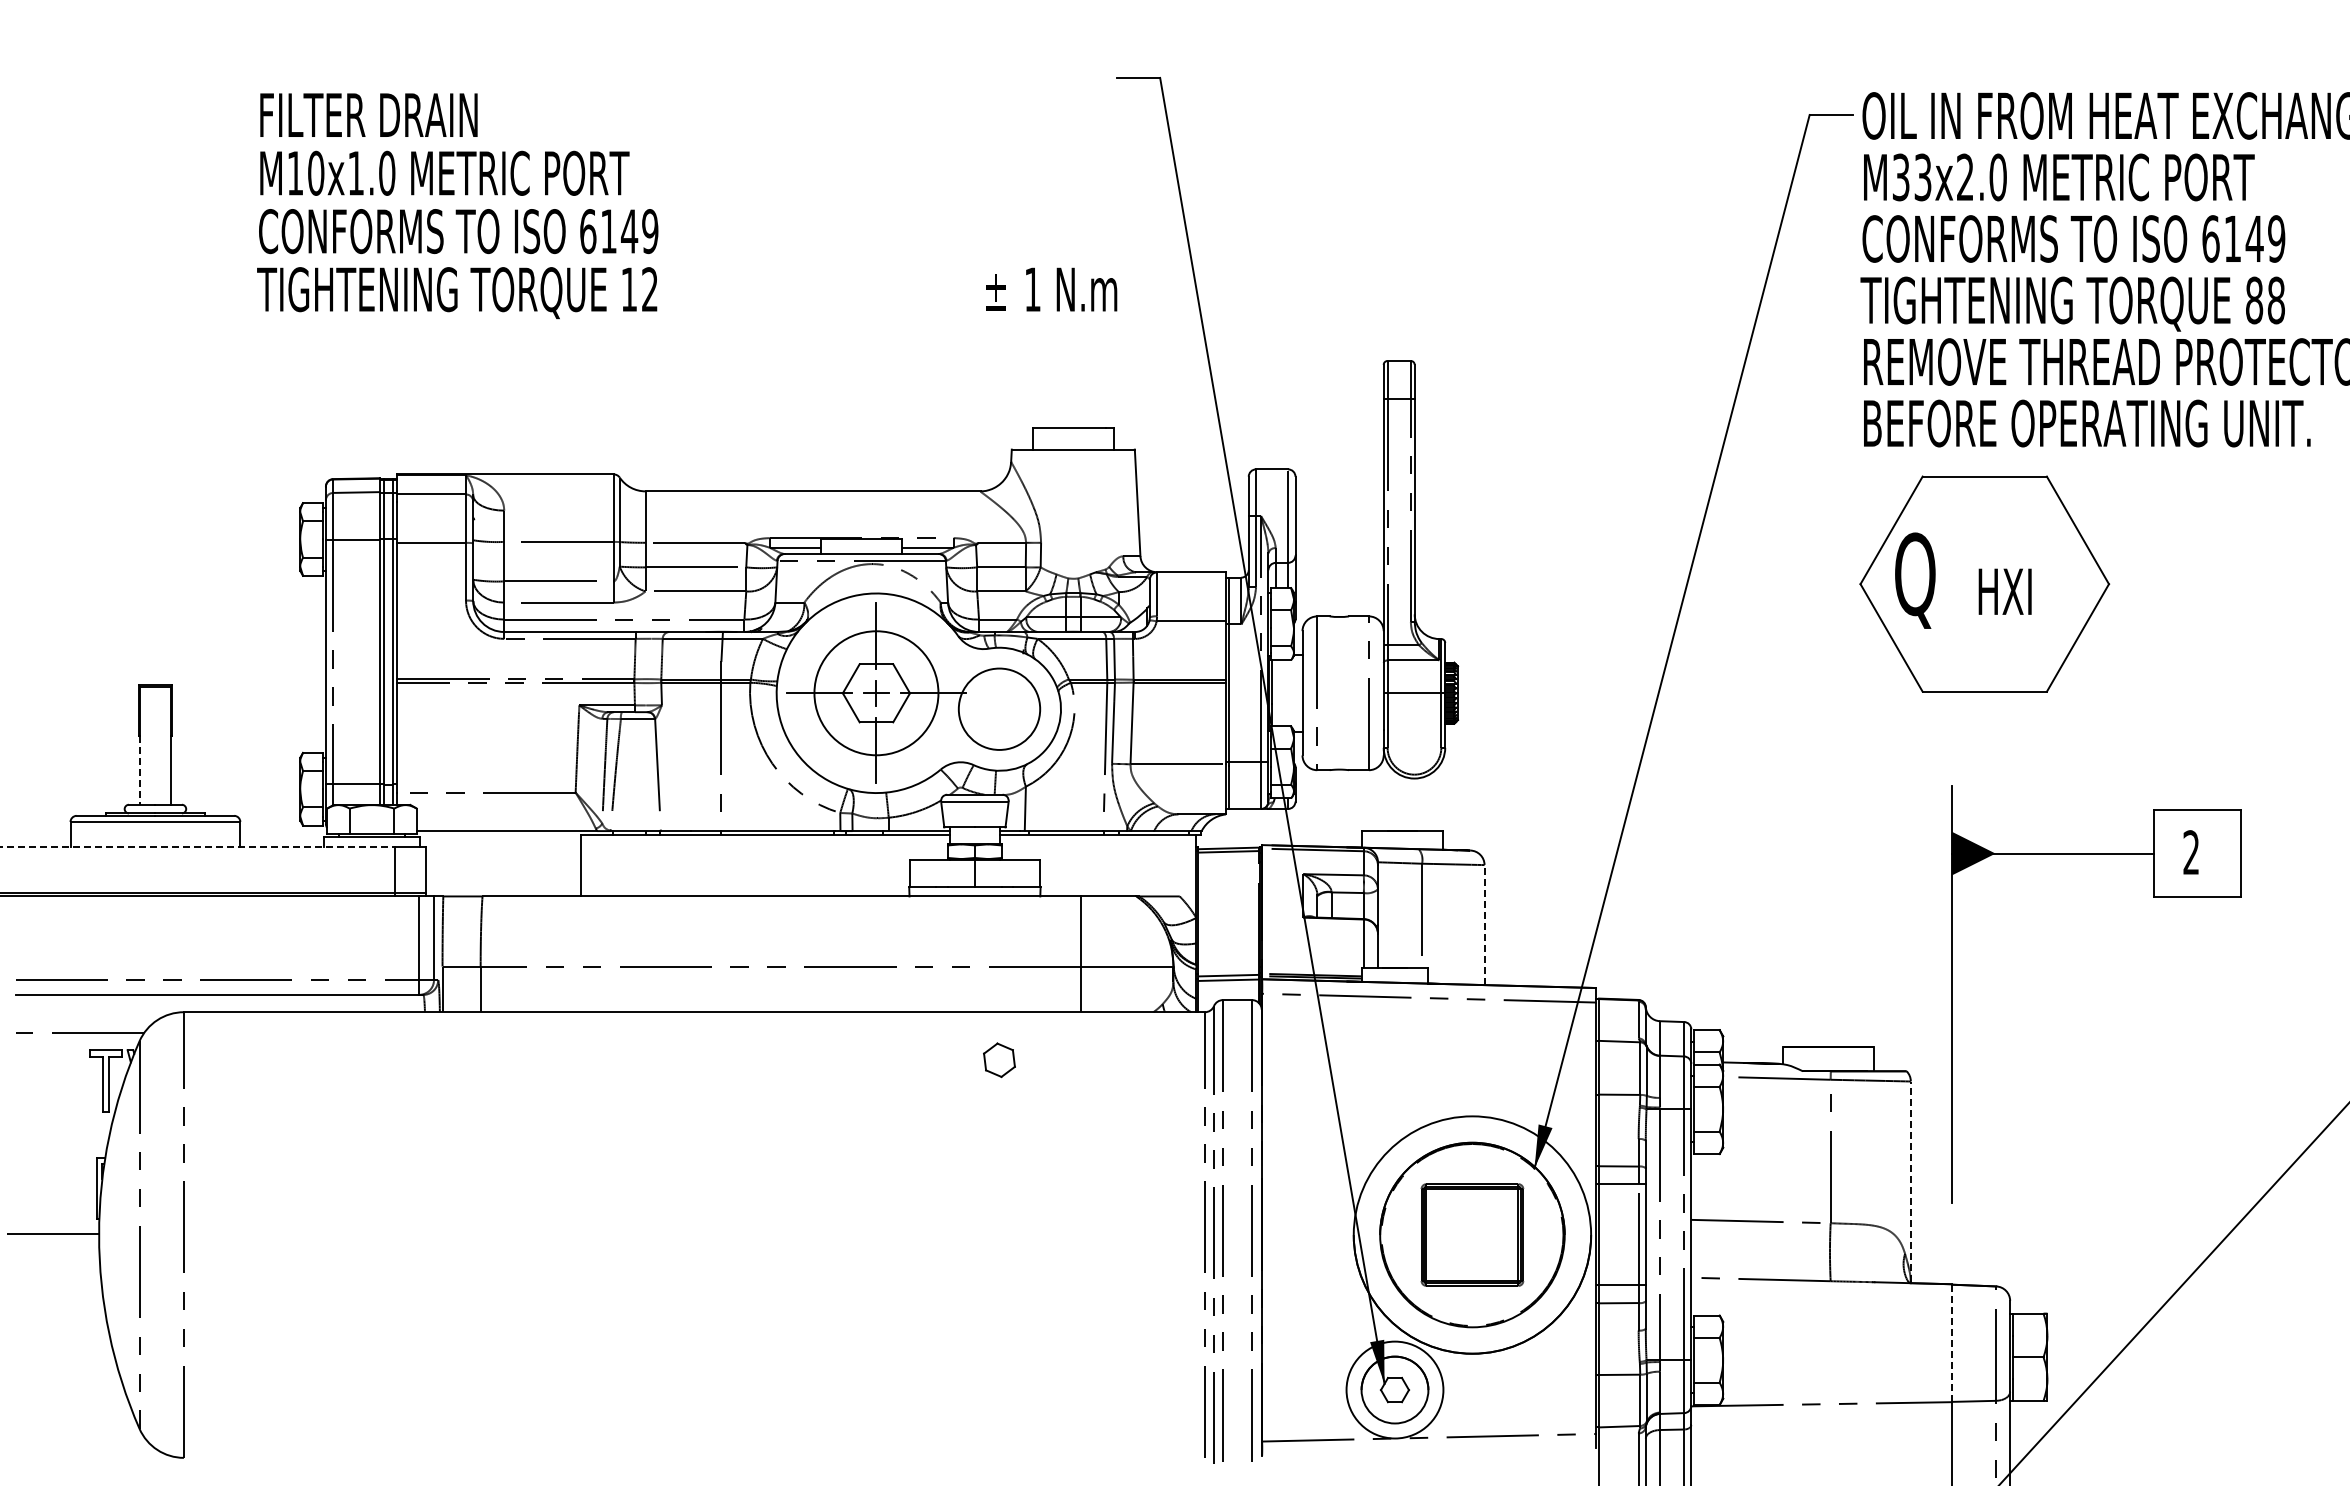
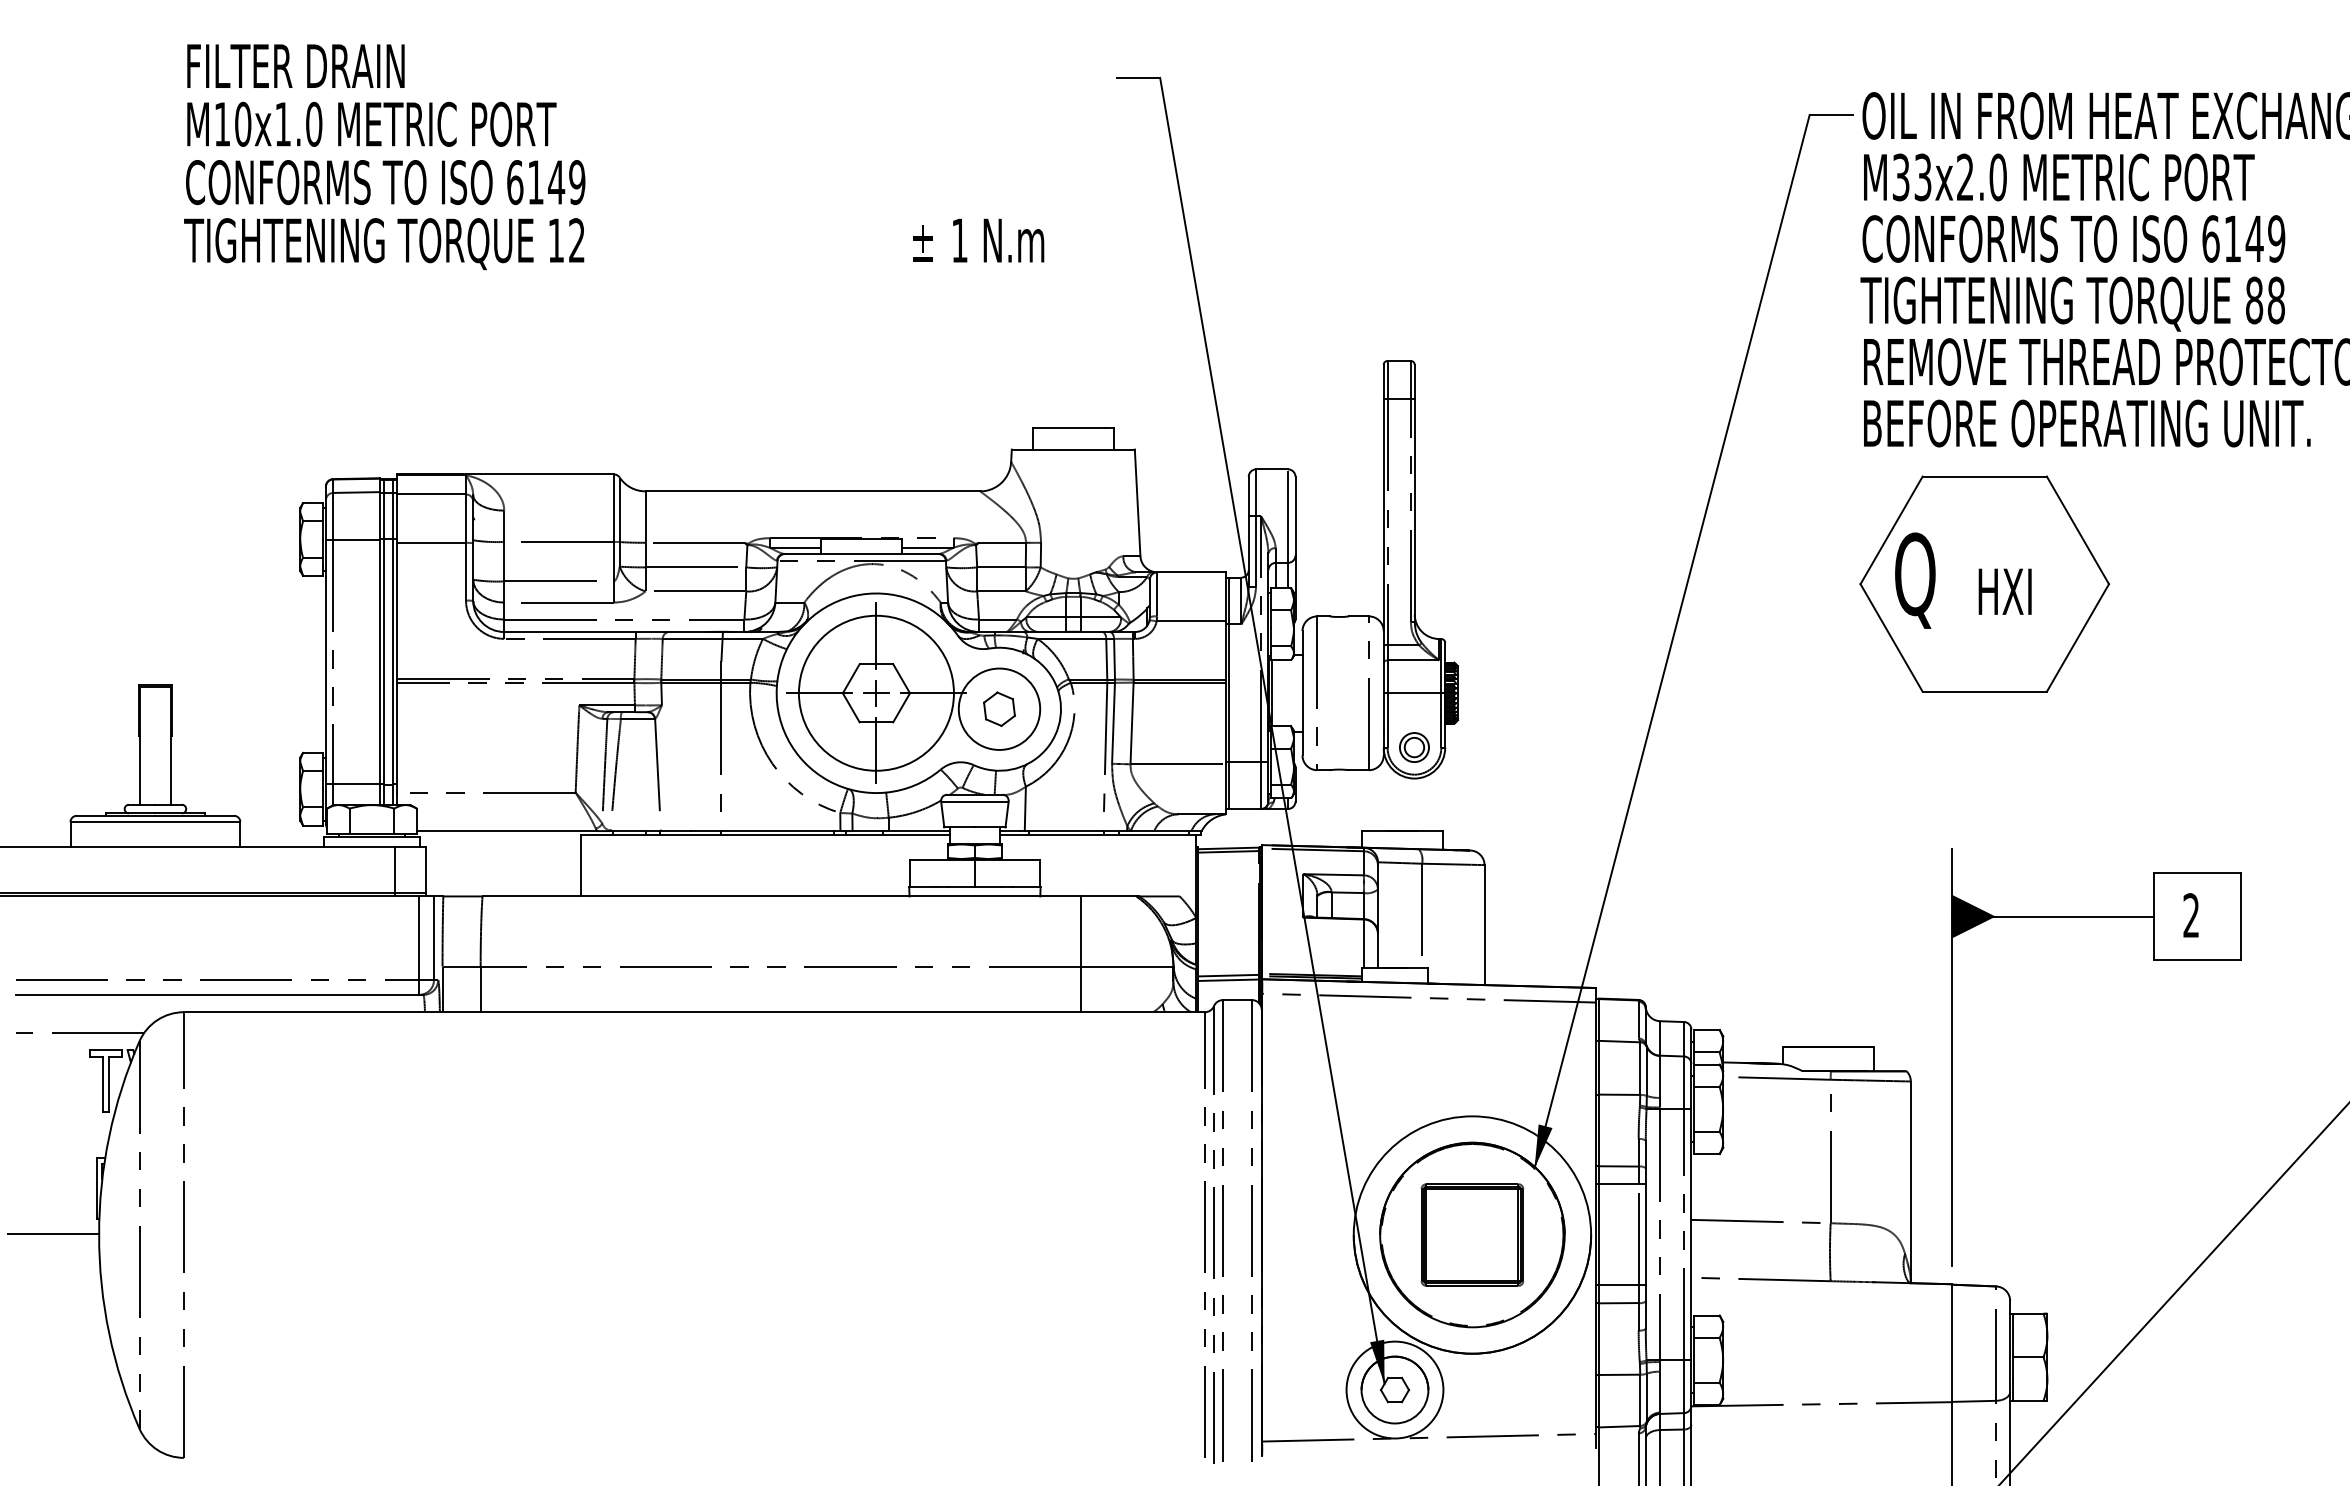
text position: (687, 206) -> (614, 157) (614, 157)
circle diameter: 124 px -> 155 px (875, 692)
part: none -> present (1414, 747)
line: dashed -> solid (140, 770)
line: dashed -> solid (197, 846)
part position: (2153, 897) -> (2153, 960) (2153, 960)
line: dashed -> solid (1484, 924)
part position: (999, 1059) -> (999, 708) (999, 708)
line: dashed -> solid (1910, 1181)
line: dashed -> solid (1952, 1343)
